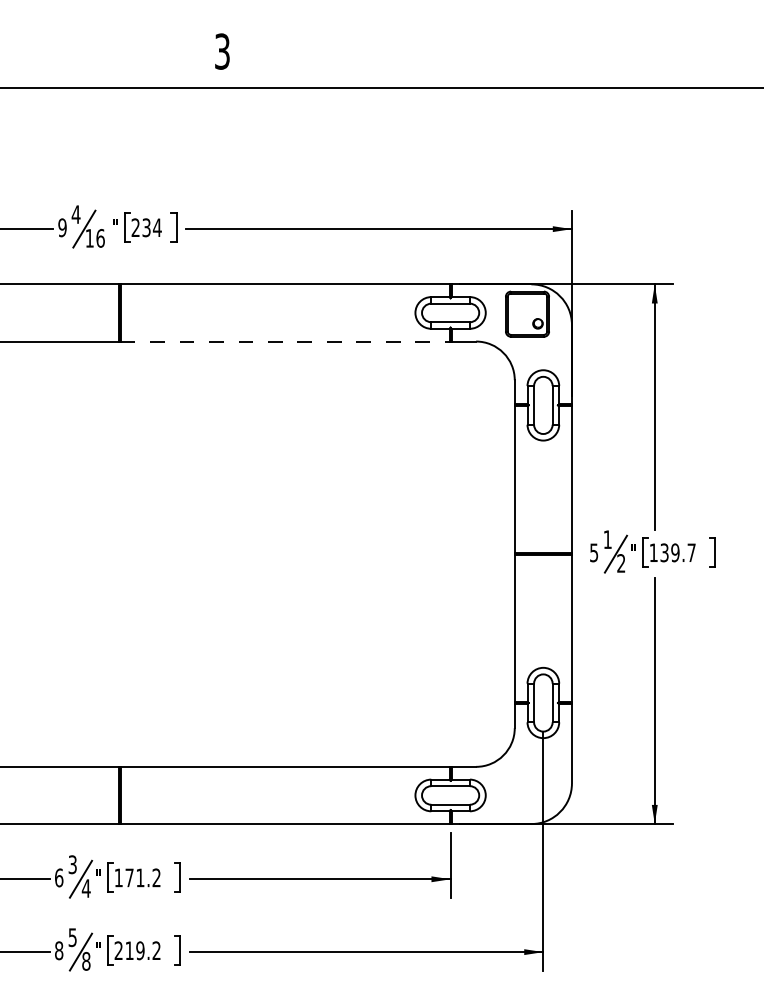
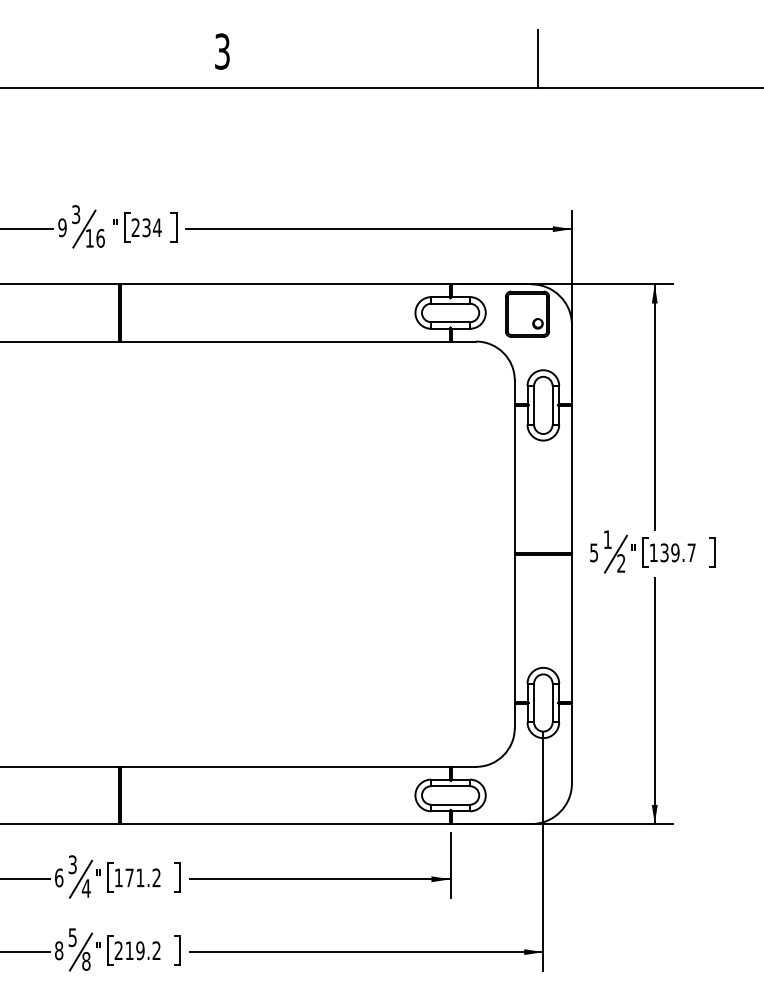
line: none -> present (537, 59)
text: 4 -> 3 (75, 214)
line: dashed -> solid (285, 341)
